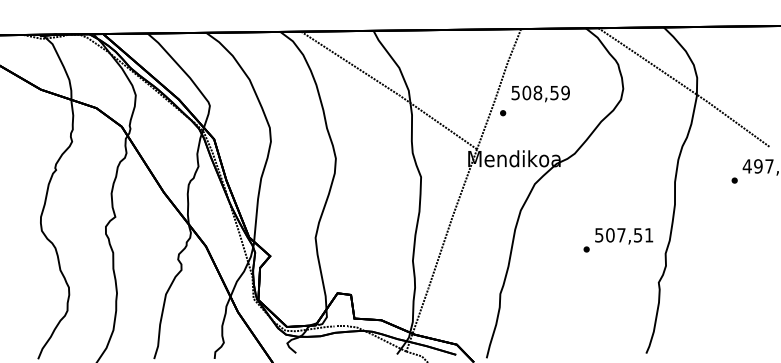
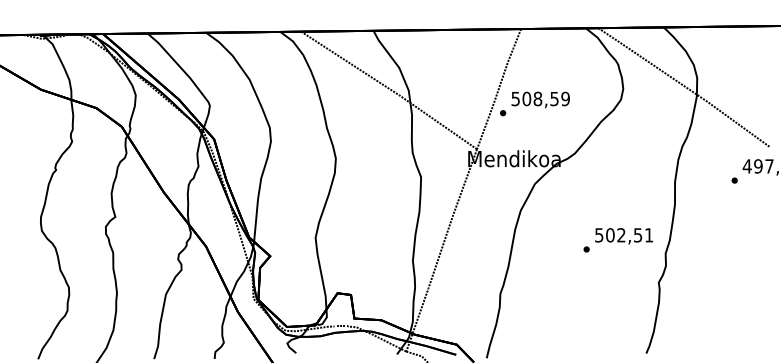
text position: (540, 93) -> (540, 99) (540, 99)
text: 507,51 -> 502,51 (621, 235)
